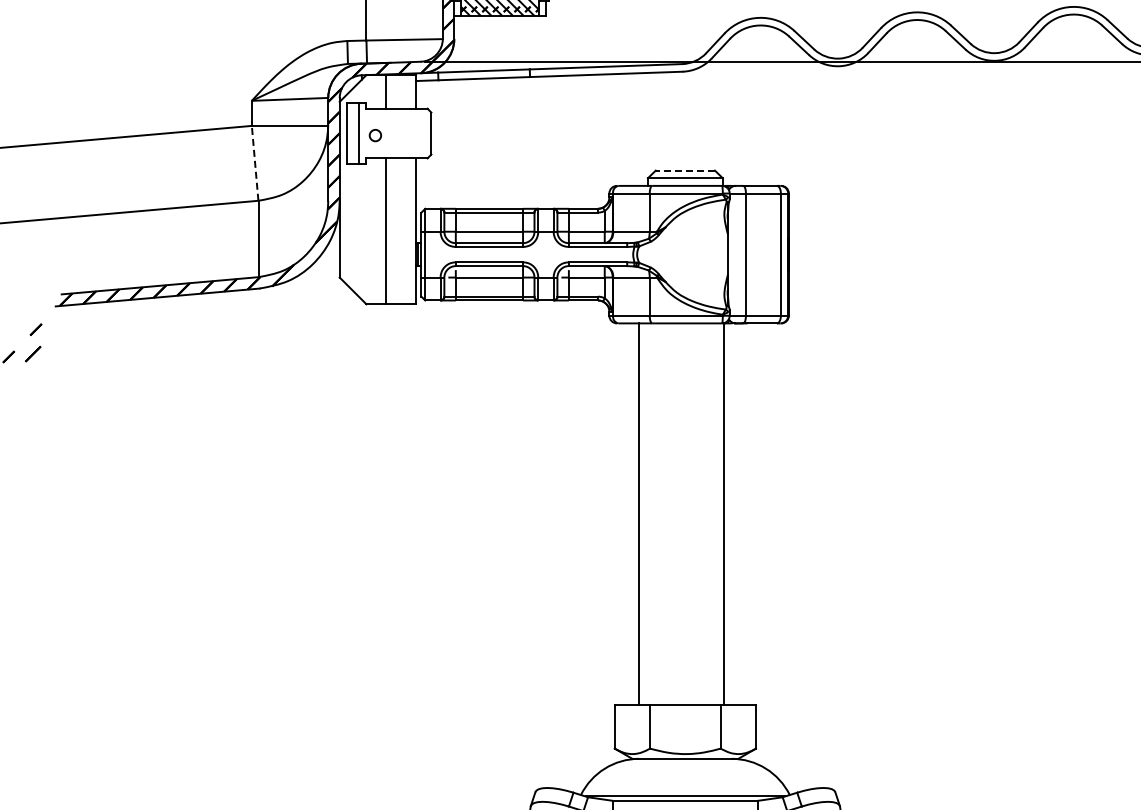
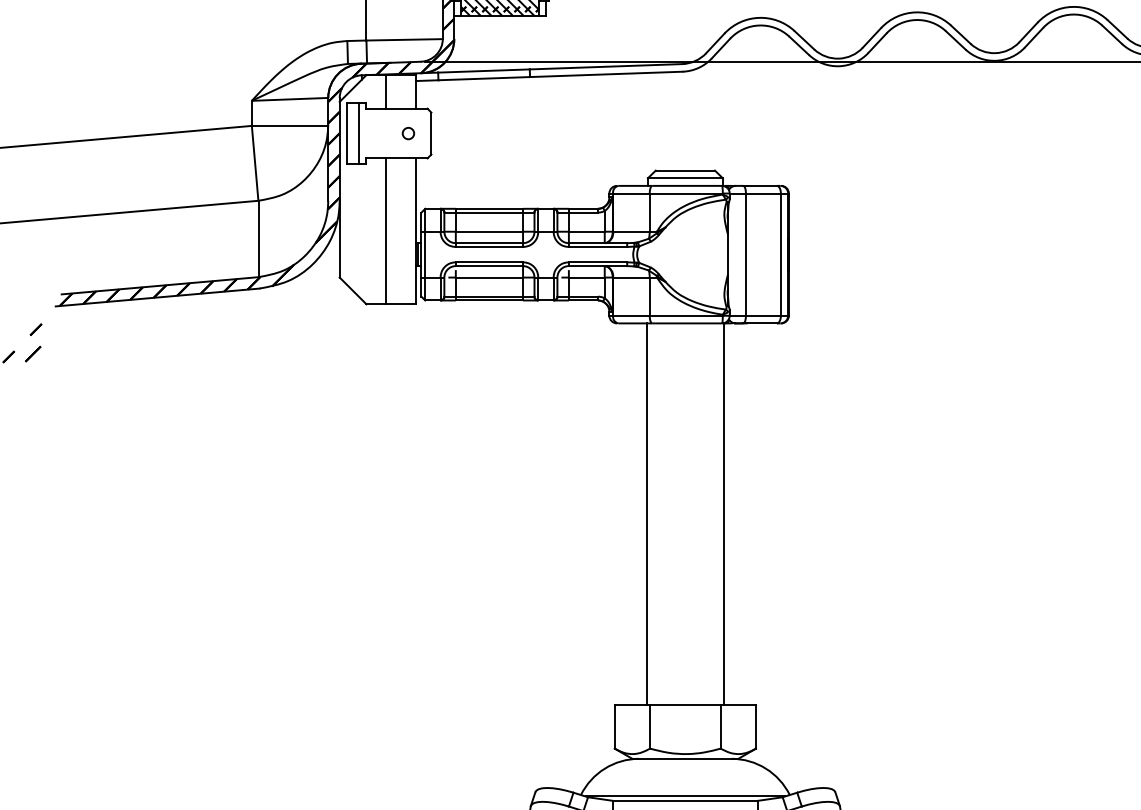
circle position: (375, 135) -> (408, 133) (408, 133)
line: dashed -> solid (255, 163)
line: dashed -> solid (685, 170)
line position: (639, 514) -> (647, 514) (647, 514)
